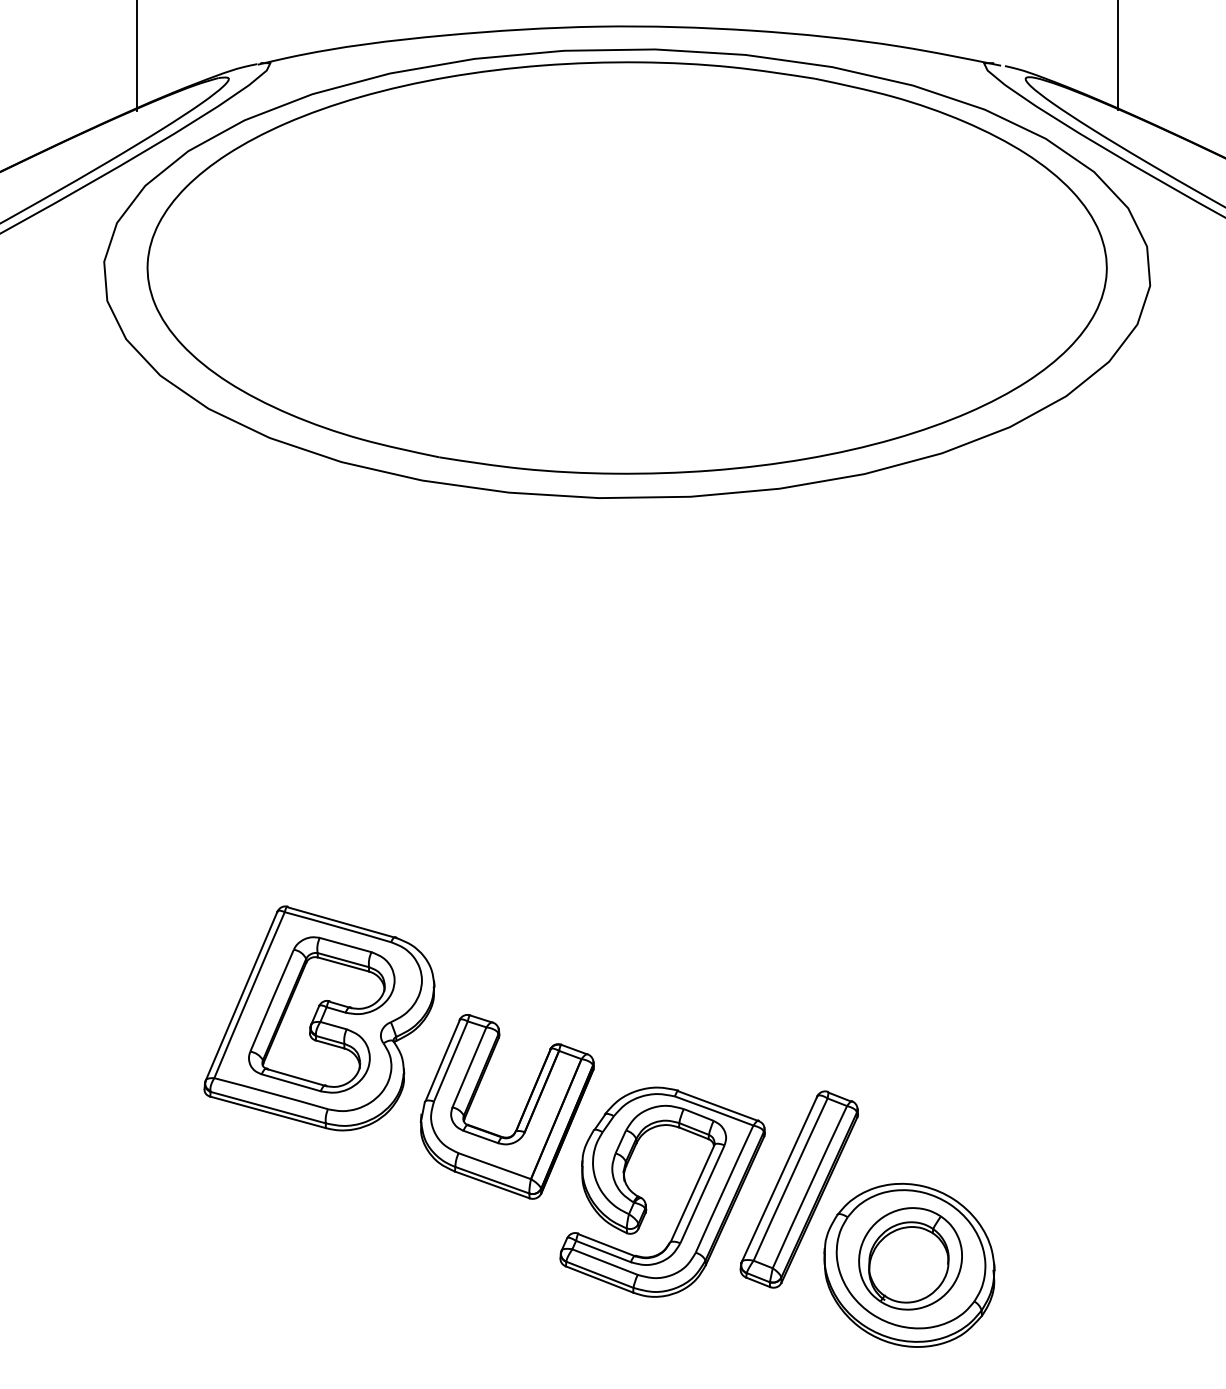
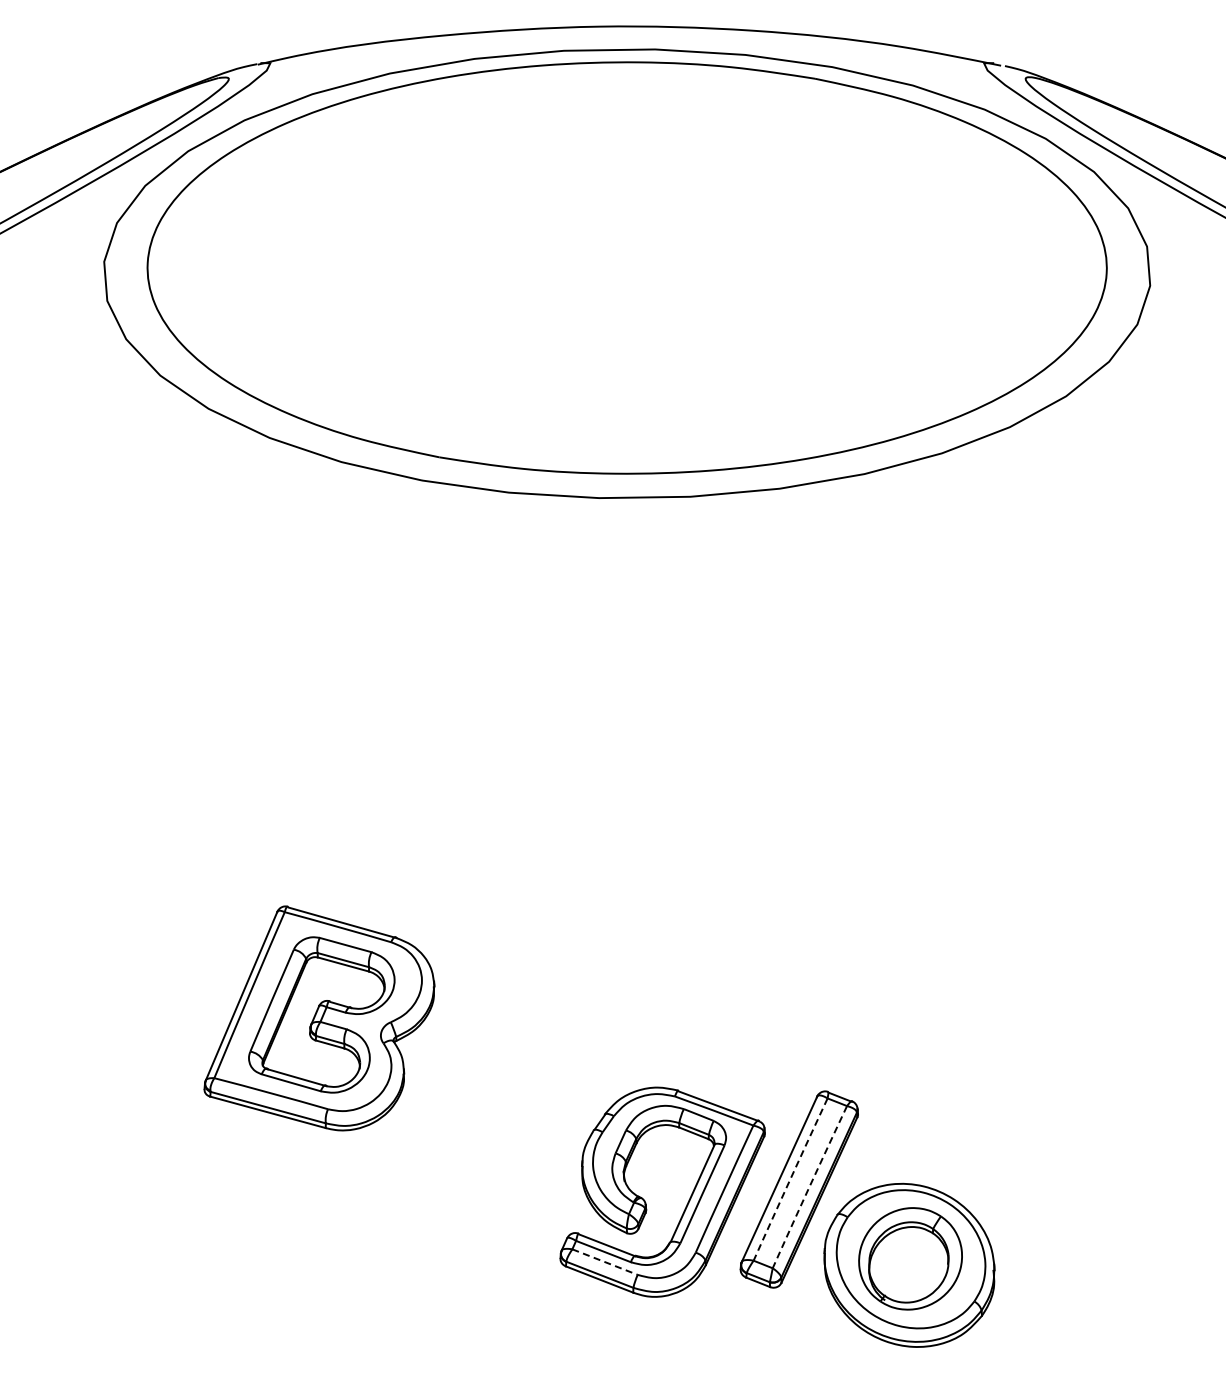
line: present -> none (1117, 55)
line: present -> none (136, 56)
part: present -> none (522, 1112)
arc: solid -> dashed (790, 1179)
arc: solid -> dashed (809, 1187)
line: solid -> dashed (605, 1262)
